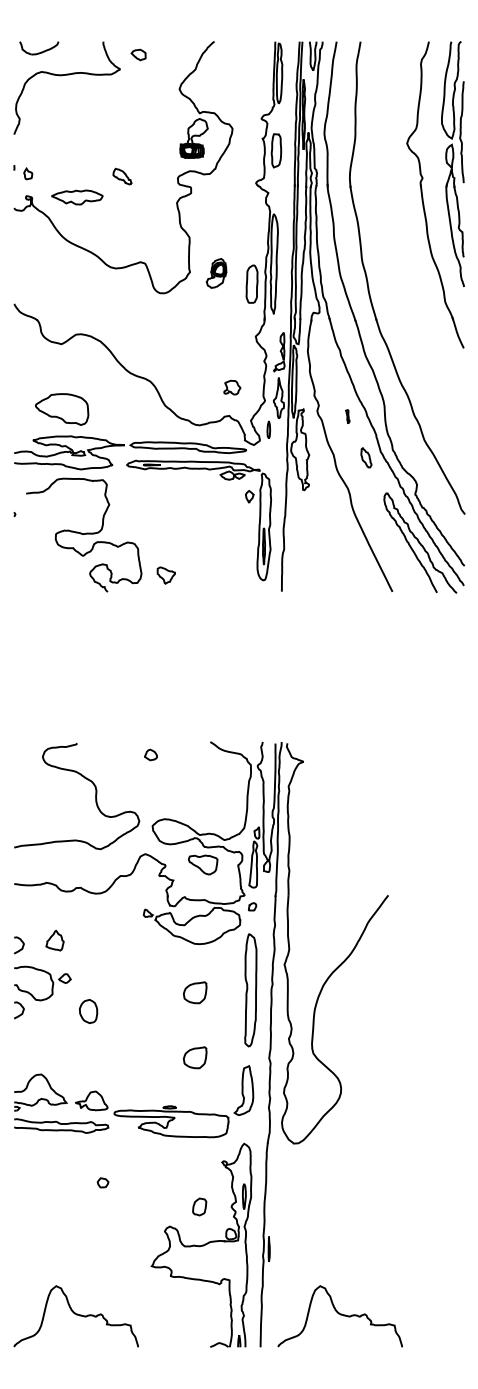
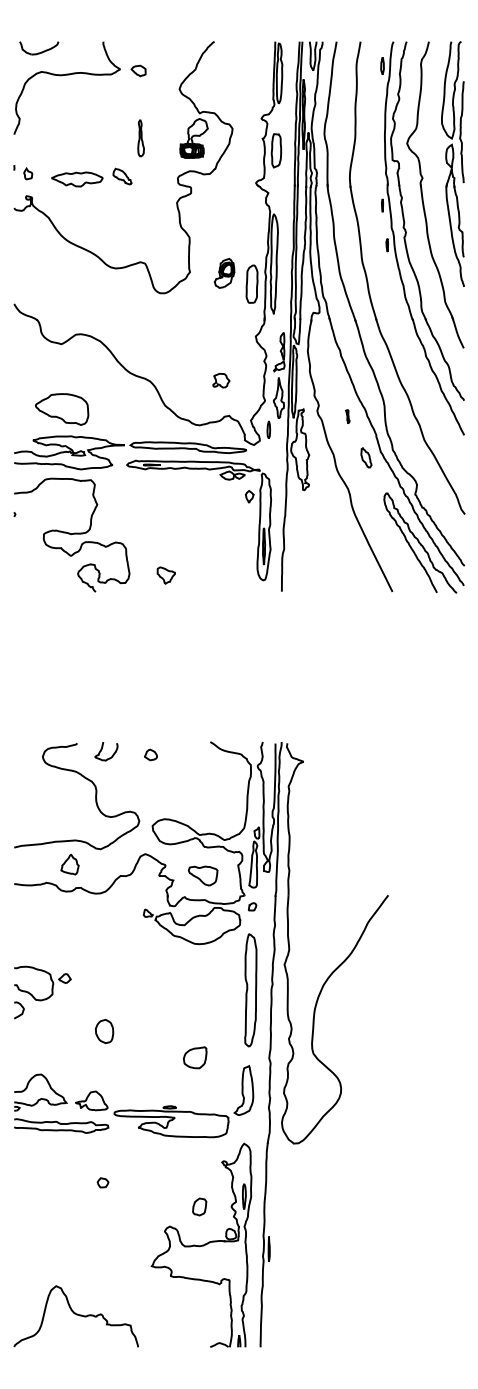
part position: (138, 54) -> (138, 70) (138, 70)
part: none -> present (140, 138)
part position: (77, 197) -> (77, 179) (77, 179)
part: none -> present (406, 235)
part position: (216, 273) -> (224, 273) (224, 273)
part position: (232, 387) -> (221, 380) (221, 380)
curve position: (84, 534) -> (72, 534) (72, 534)
curve: none -> present (102, 749)
part position: (203, 864) -> (203, 875) (203, 875)
part position: (54, 940) -> (69, 864) (69, 864)
curve: present -> none (21, 947)
part: present -> none (195, 992)
part position: (88, 1011) -> (104, 1031) (104, 1031)
curve: present -> none (340, 1315)
